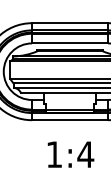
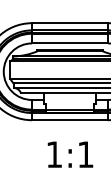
text: 1:4 -> 1:1 (85, 154)
